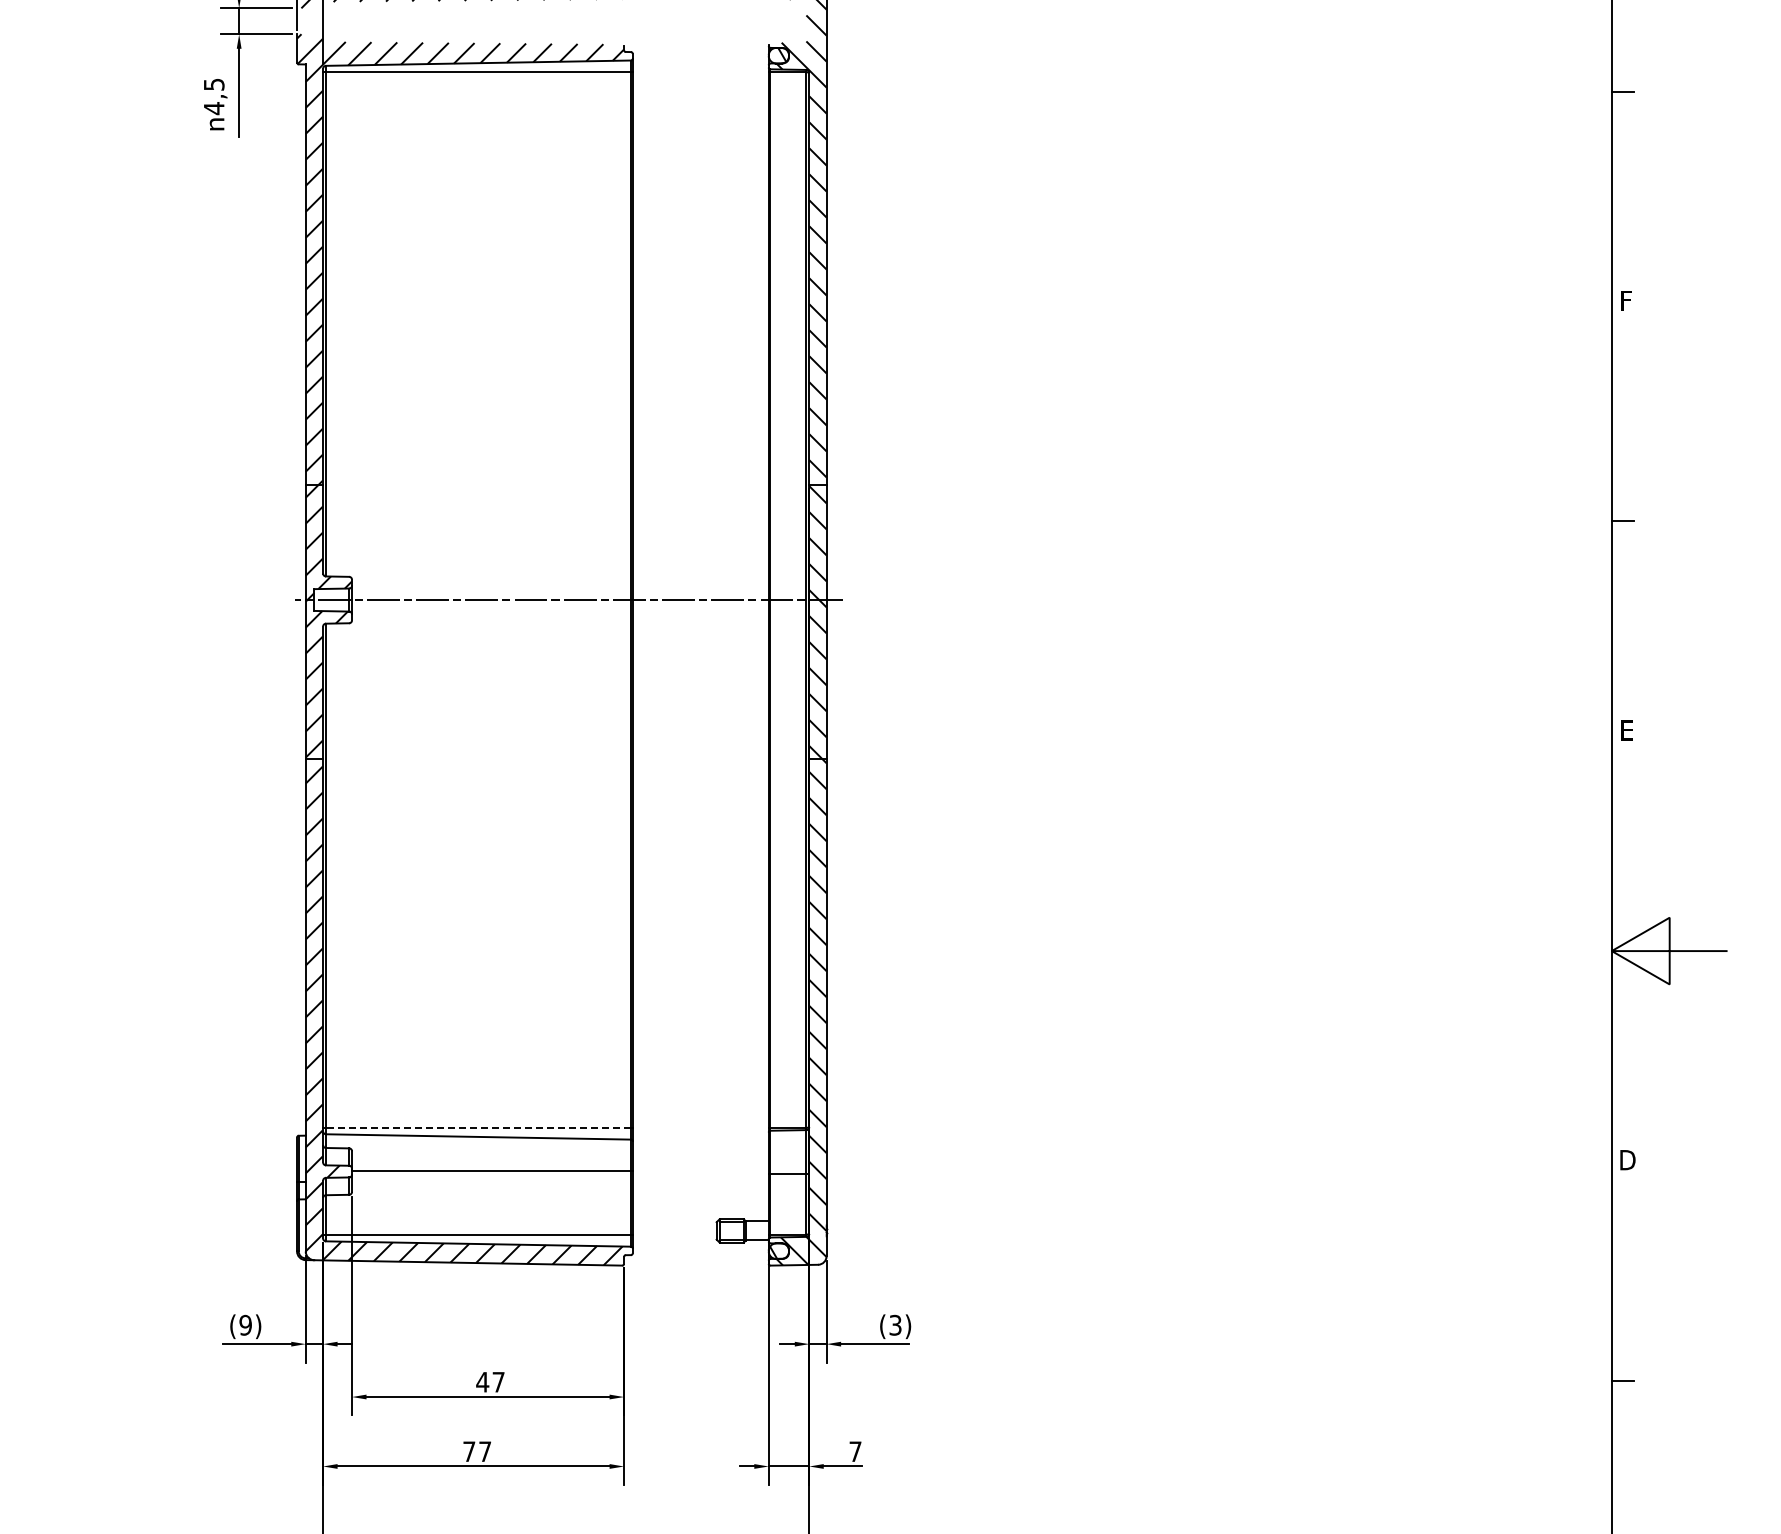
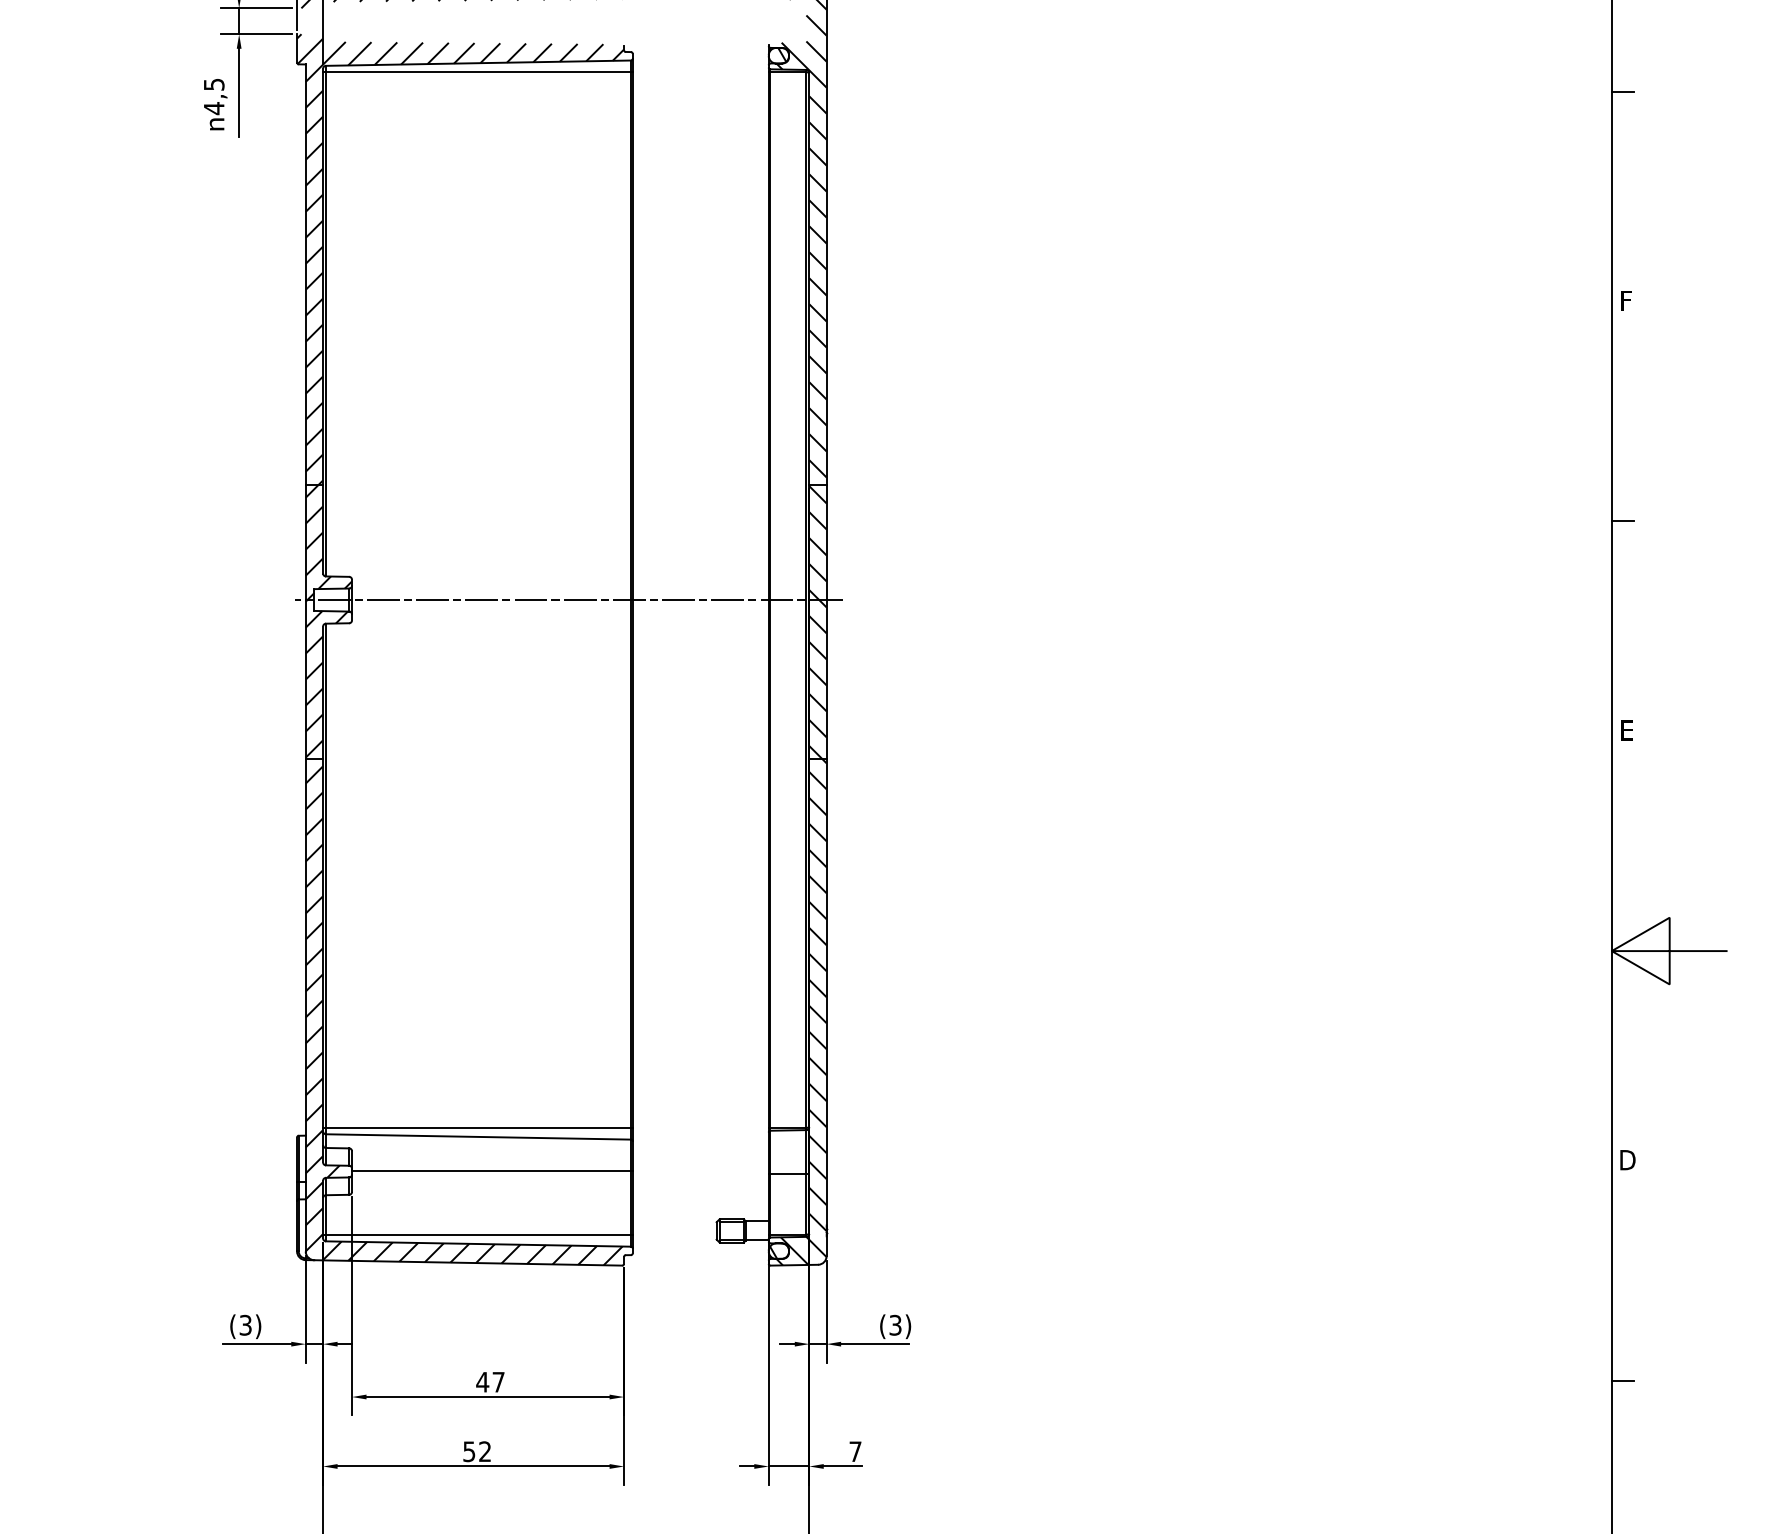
line: dashed -> solid (478, 1127)
text: (9) -> (3) (245, 1325)
text: 77 -> 52 (477, 1451)
